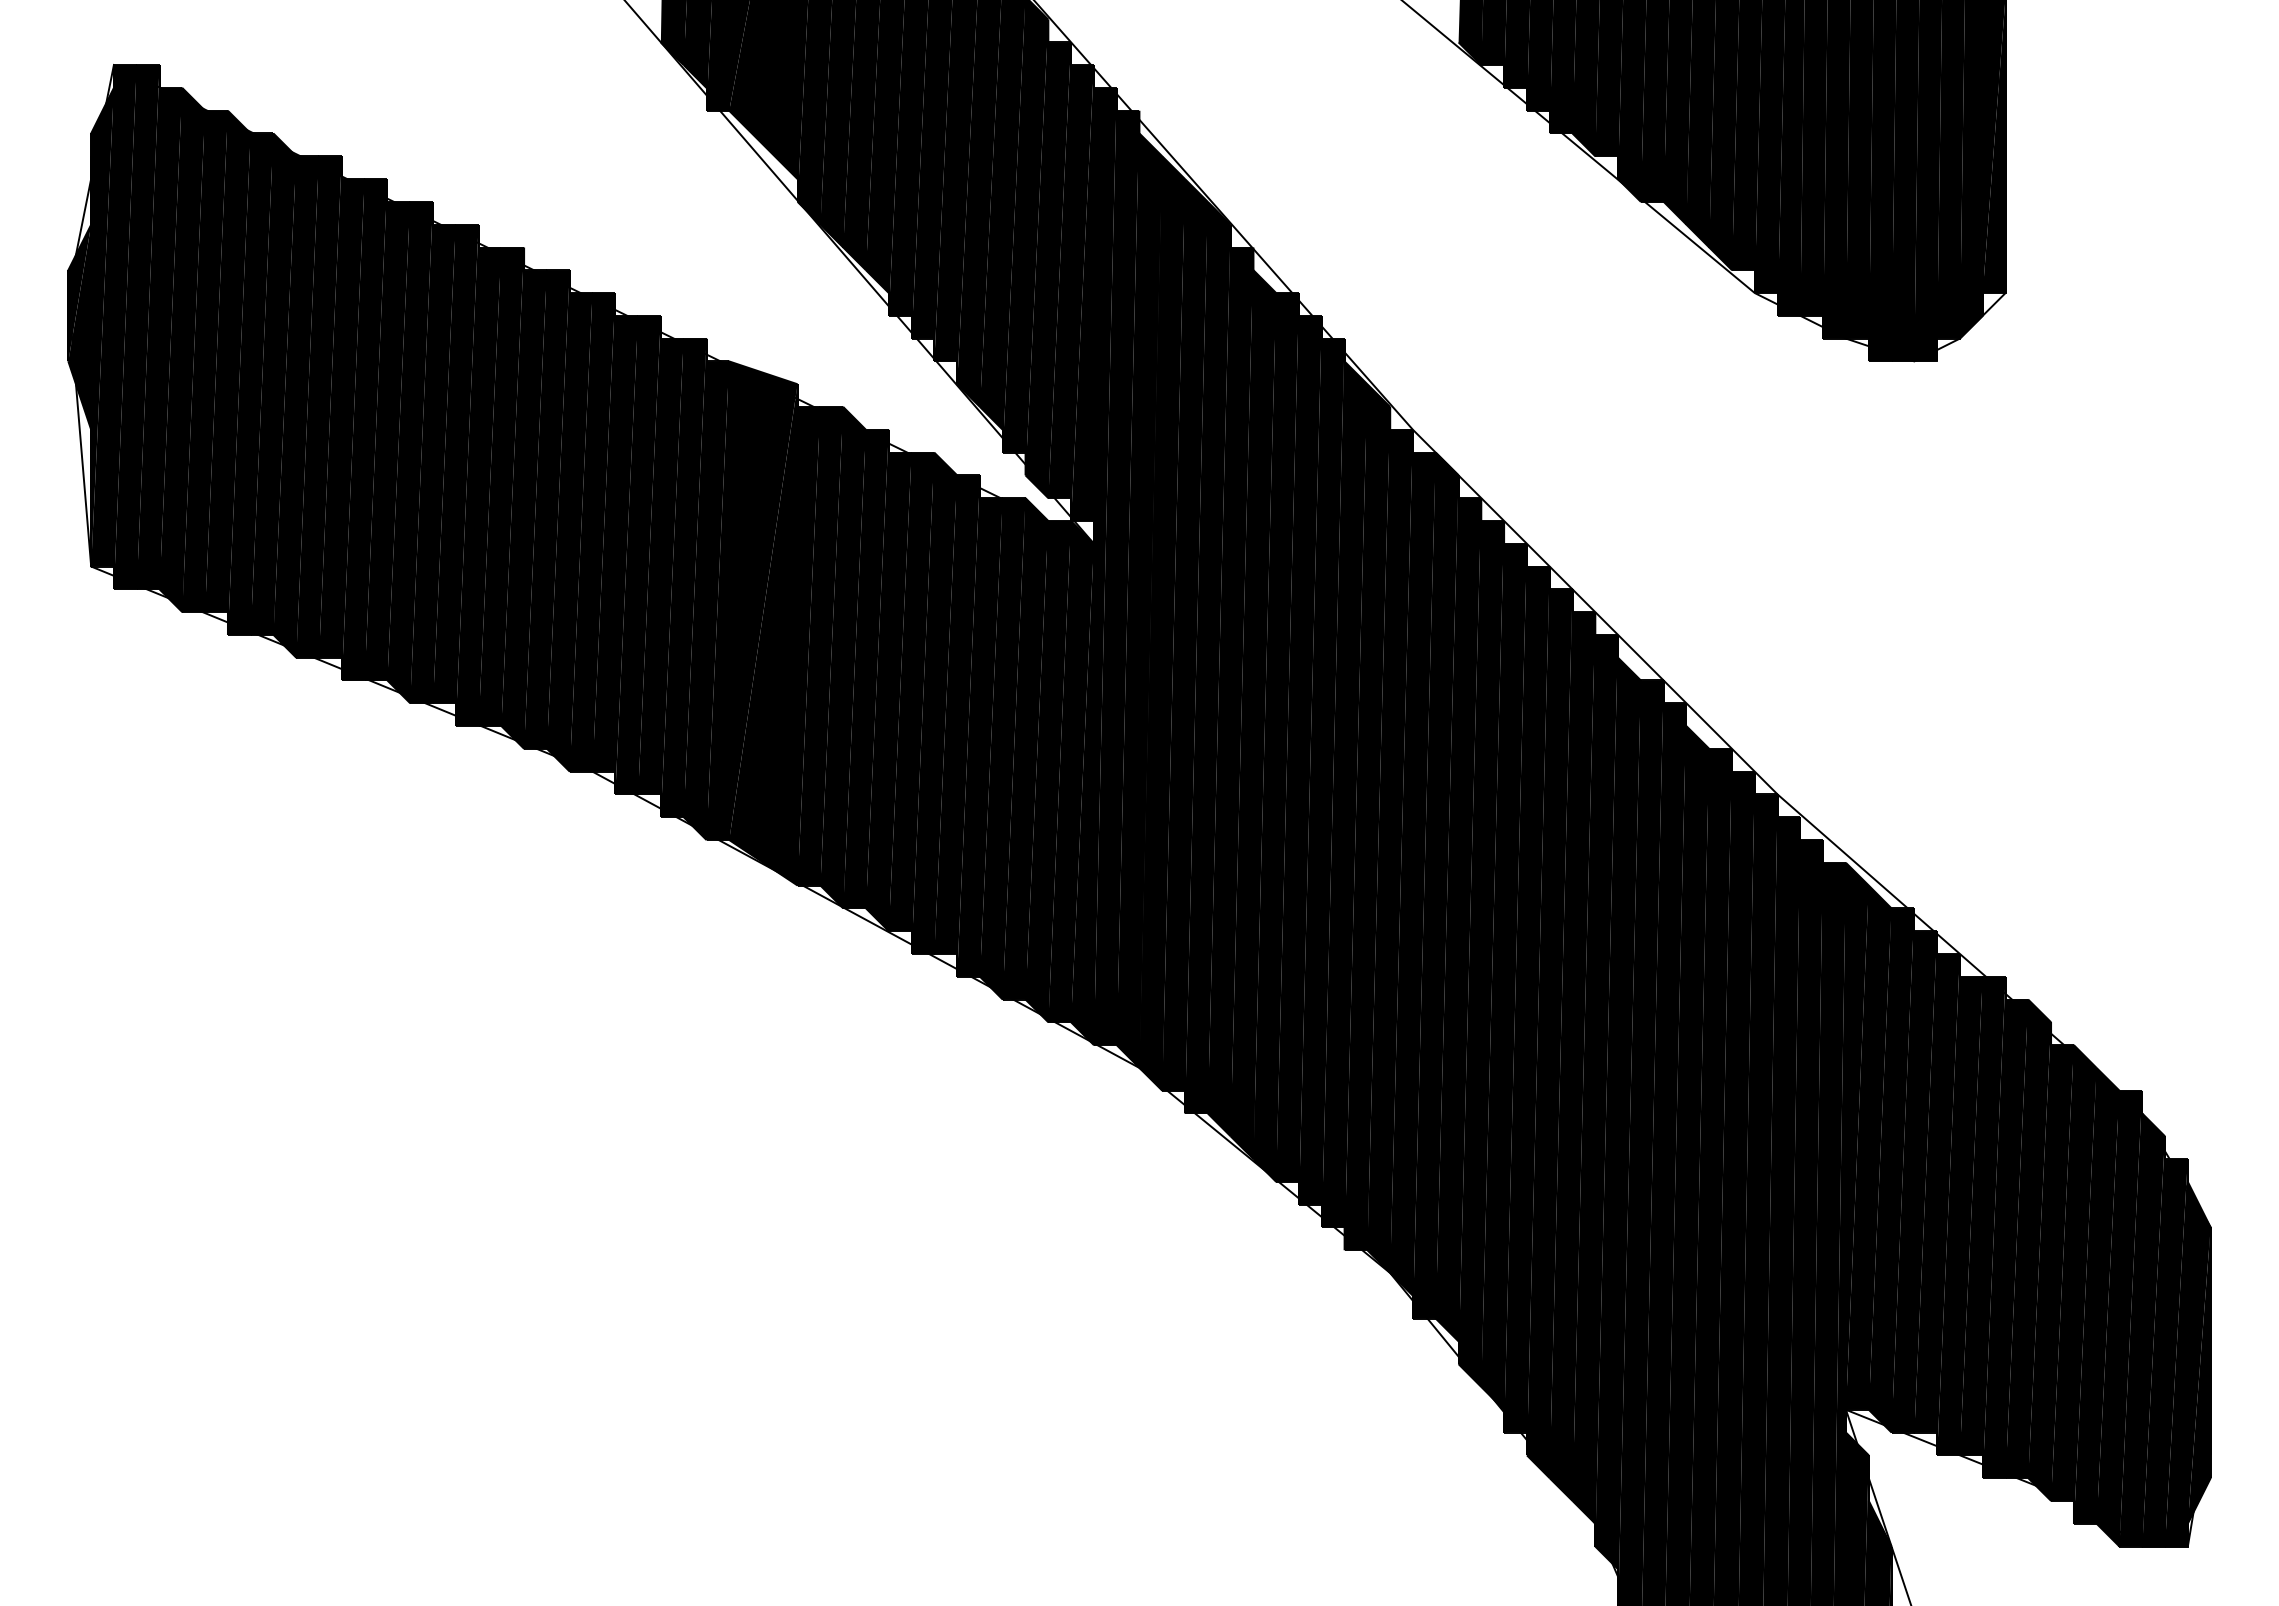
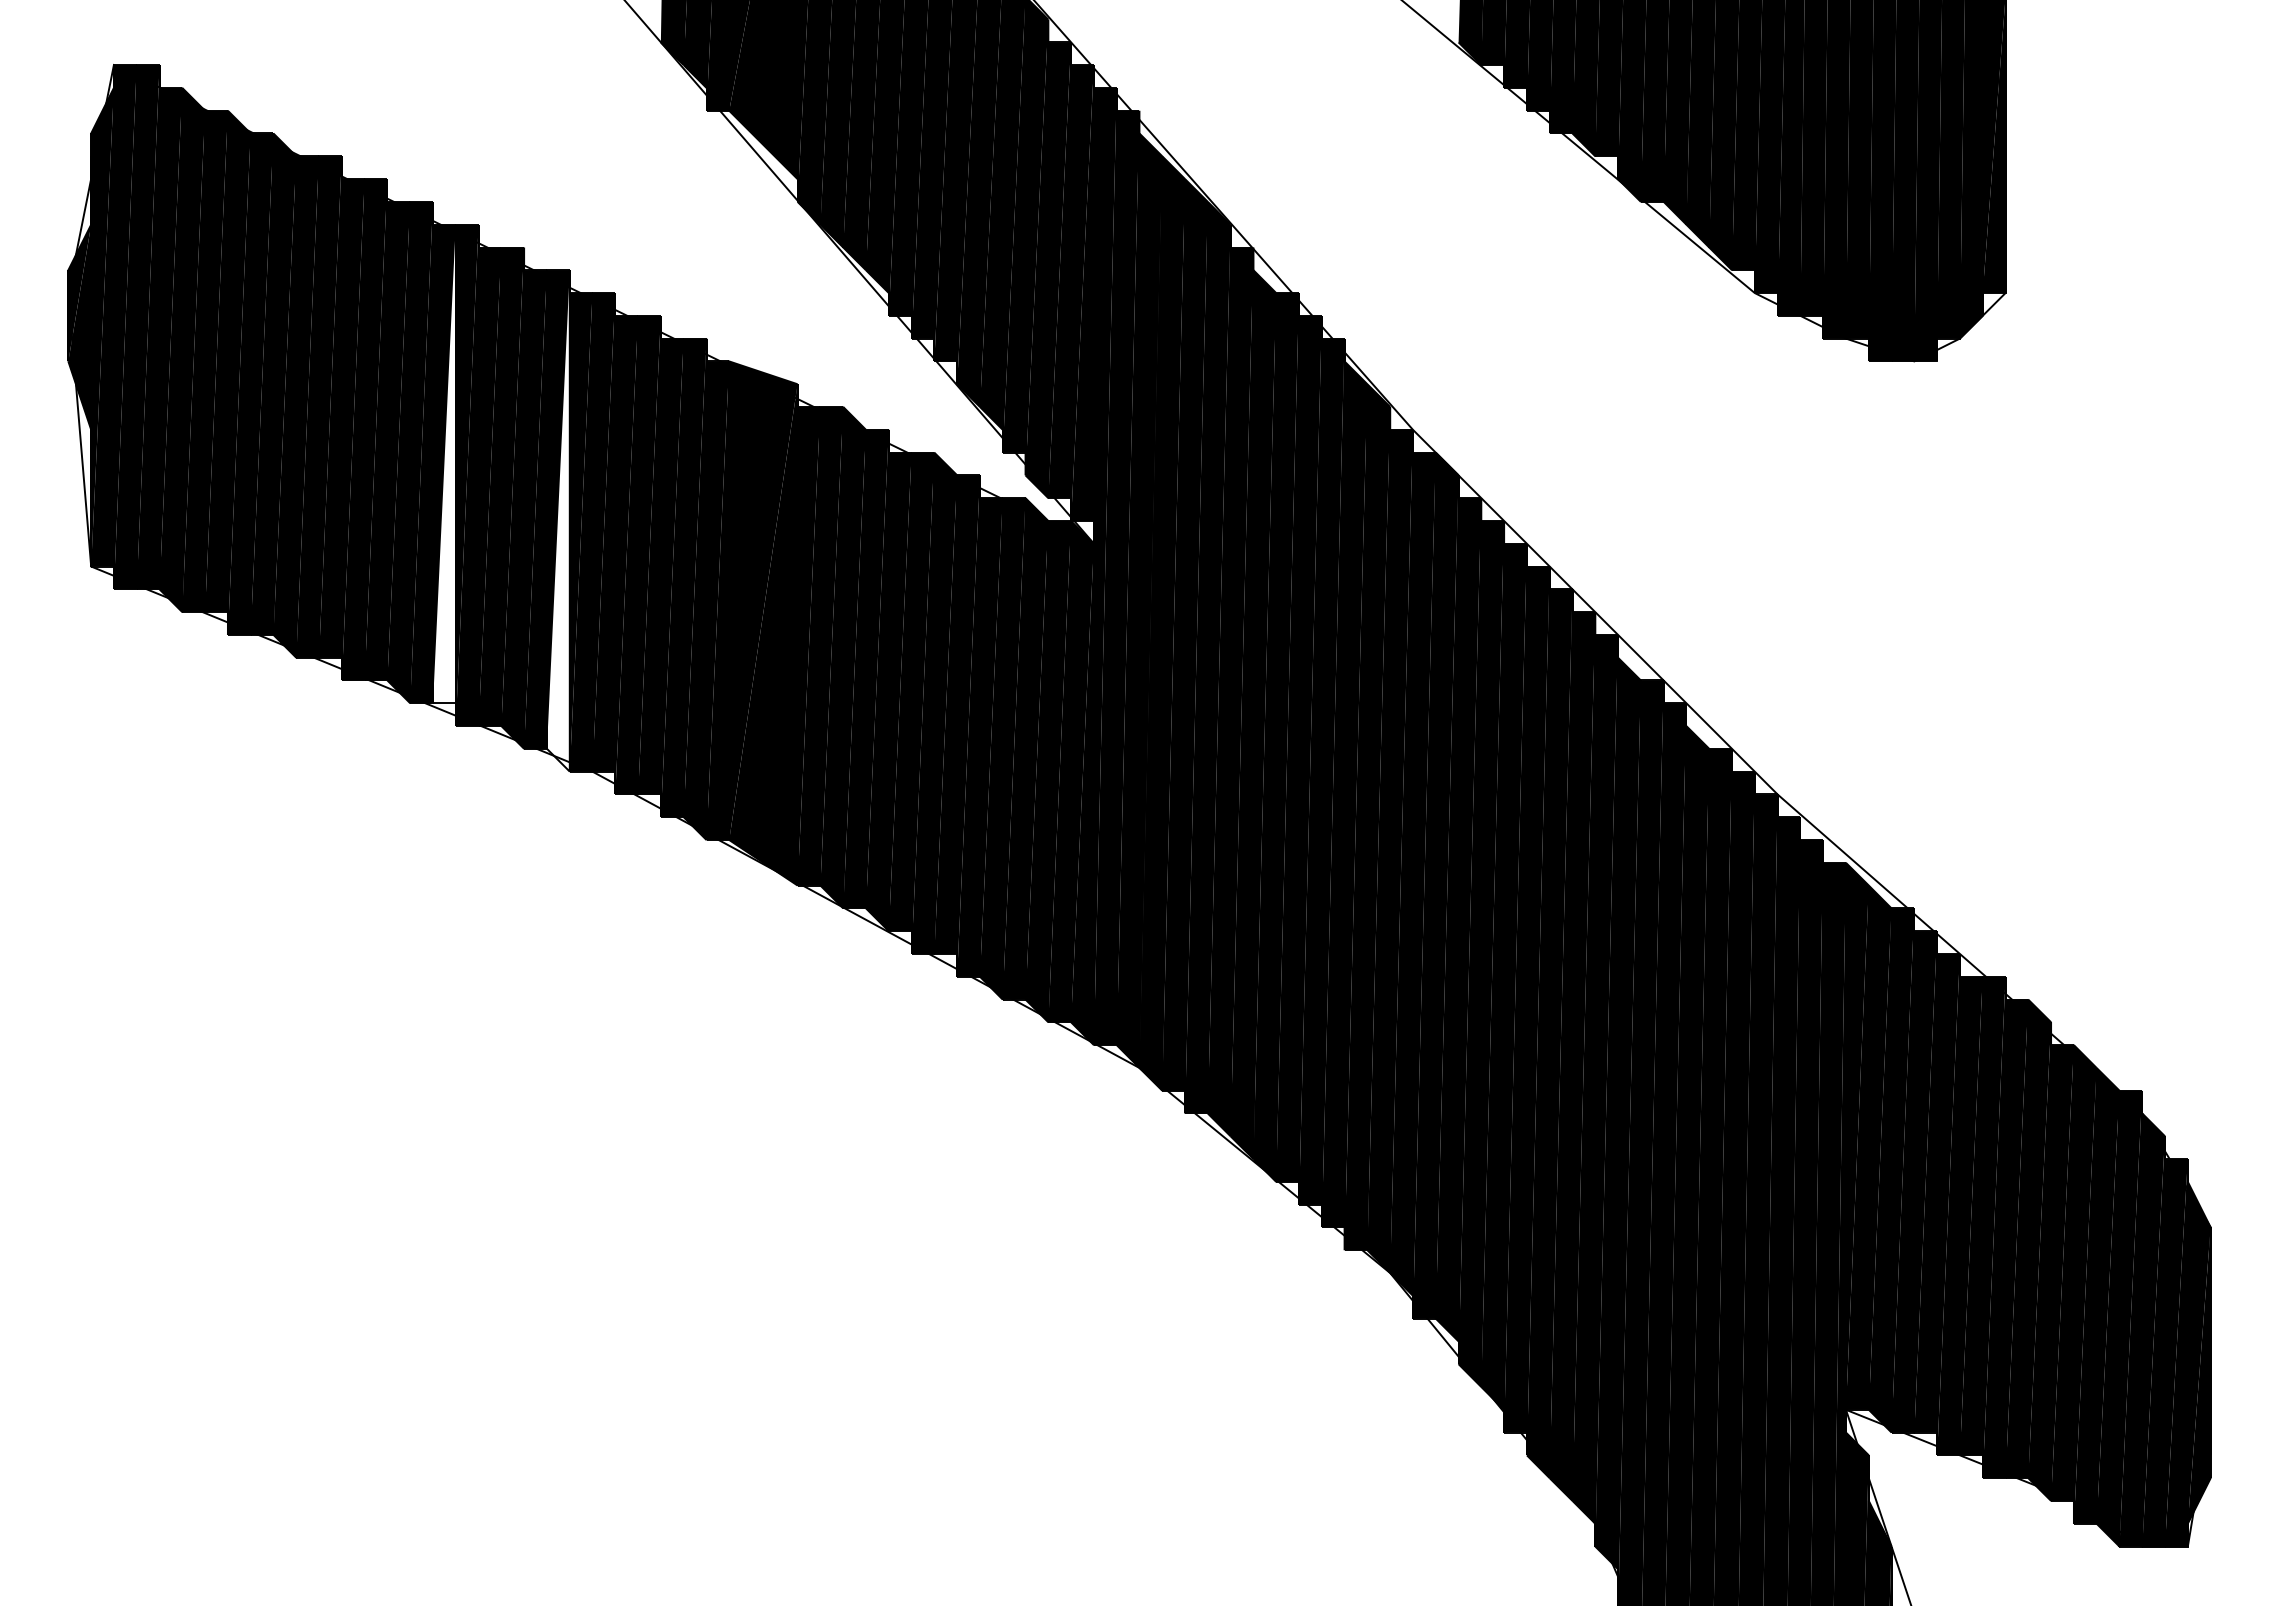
fill: present -> none (444, 463)
fill: present -> none (557, 520)
